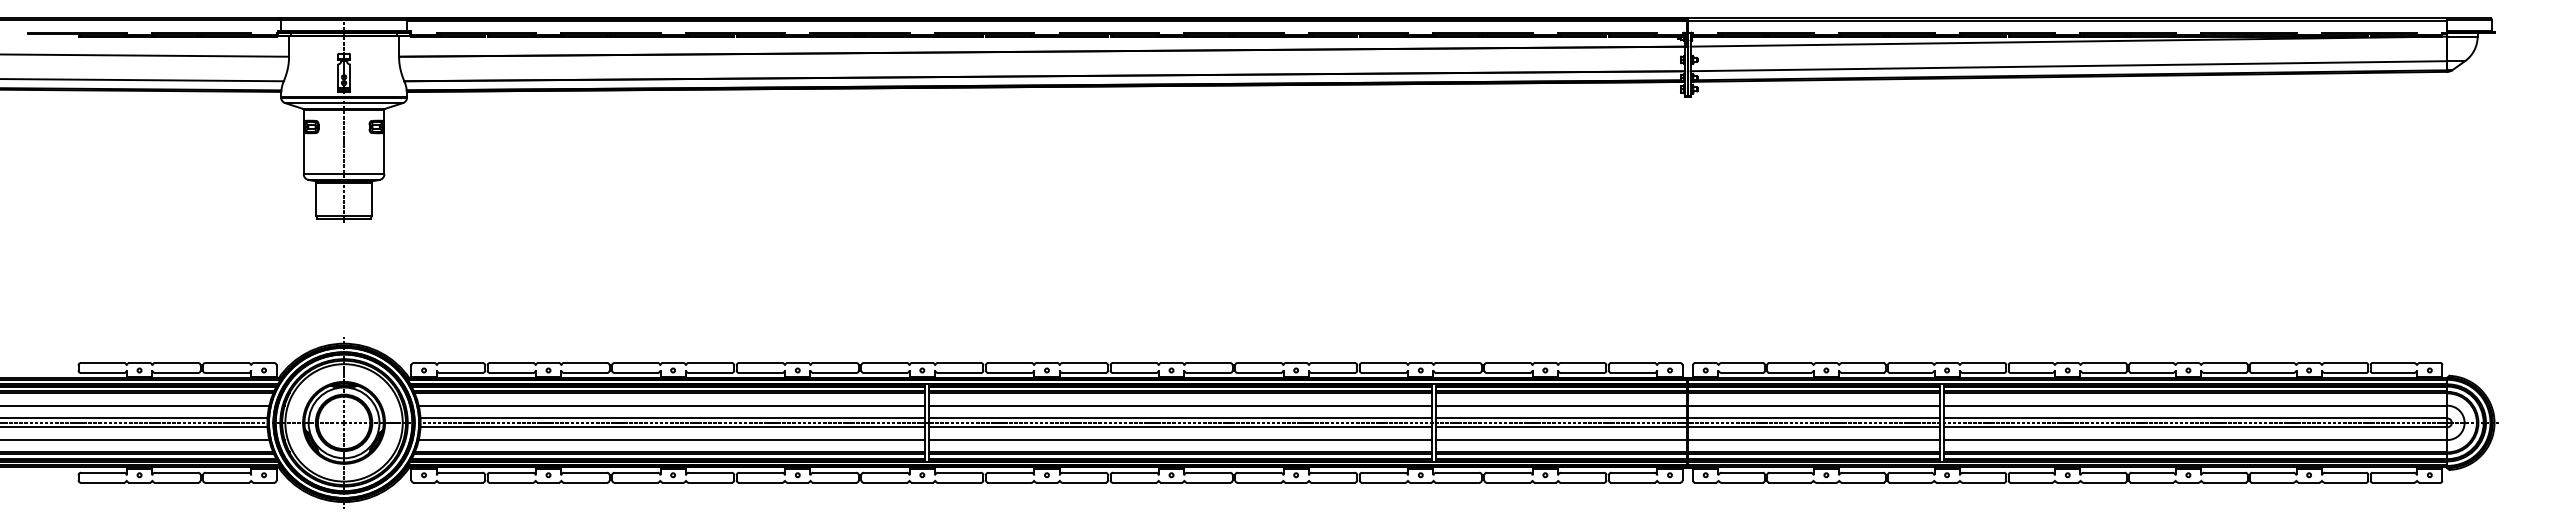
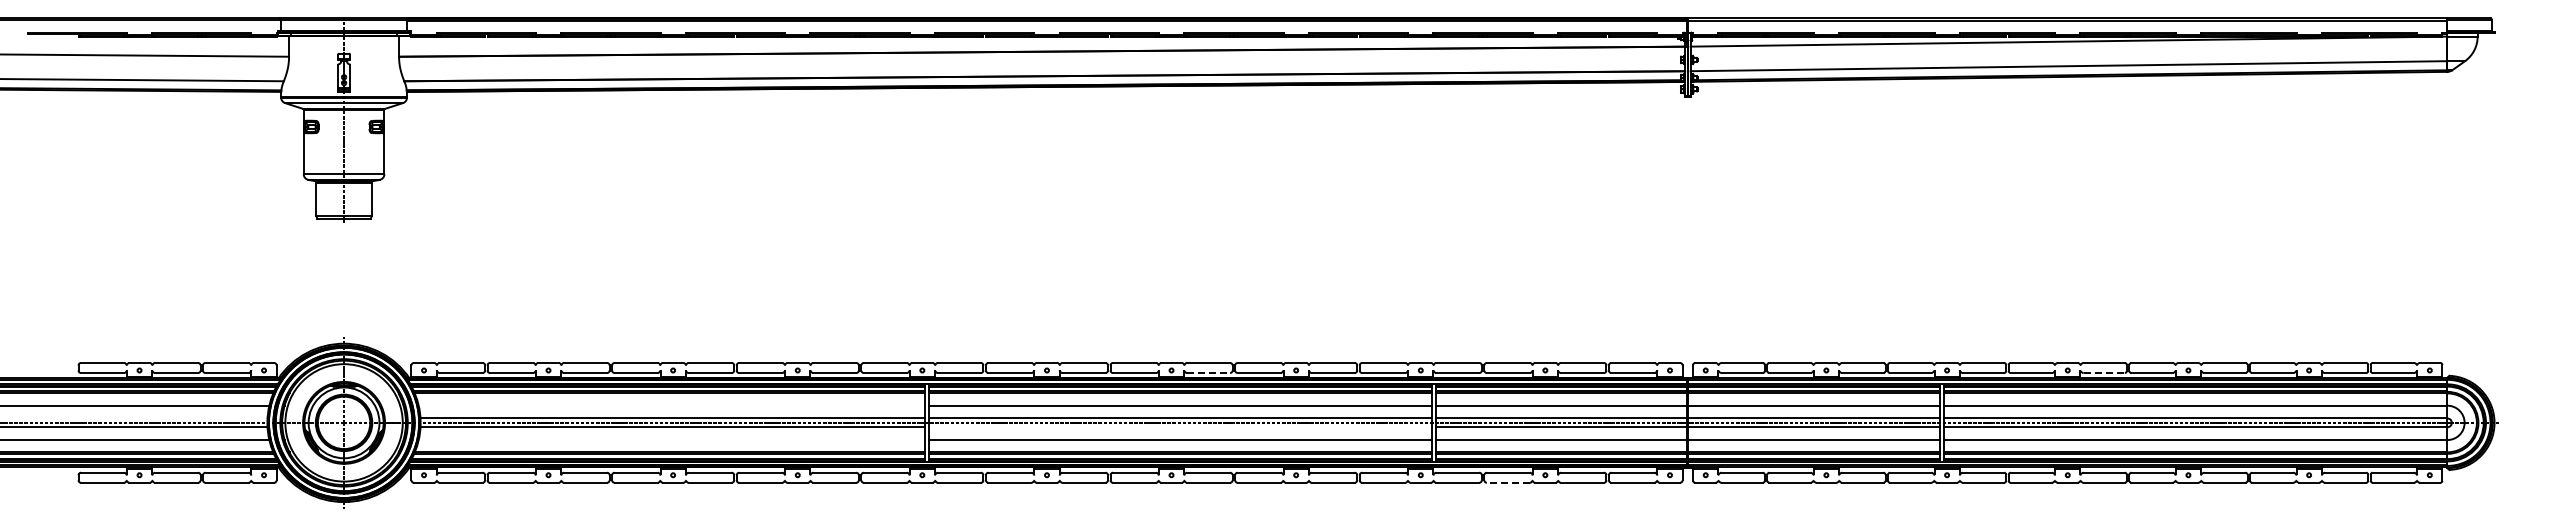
line: solid -> dashed (1208, 373)
line: solid -> dashed (2104, 373)
line: present -> none (671, 405)
line: present -> none (134, 418)
line: present -> none (1180, 427)
line: present -> none (671, 440)
line: solid -> dashed (1508, 482)
